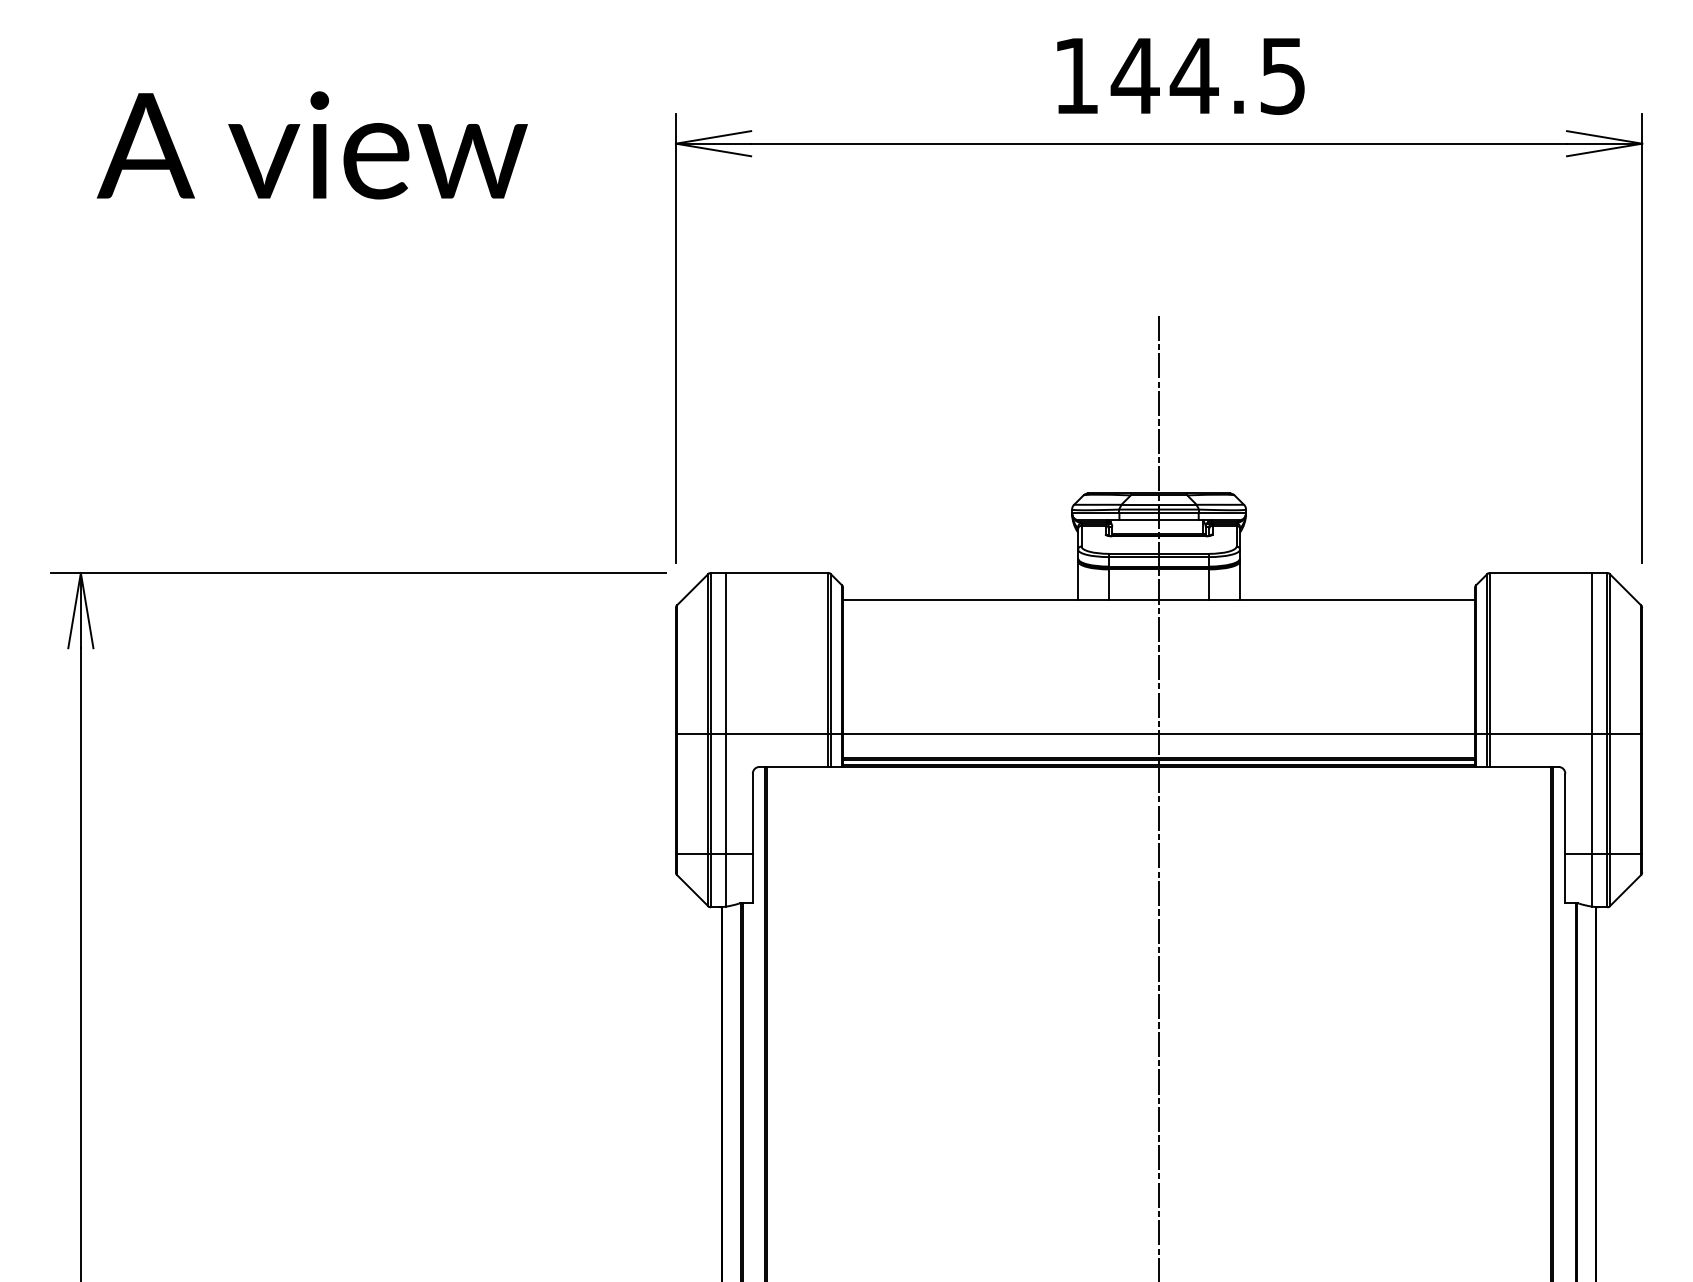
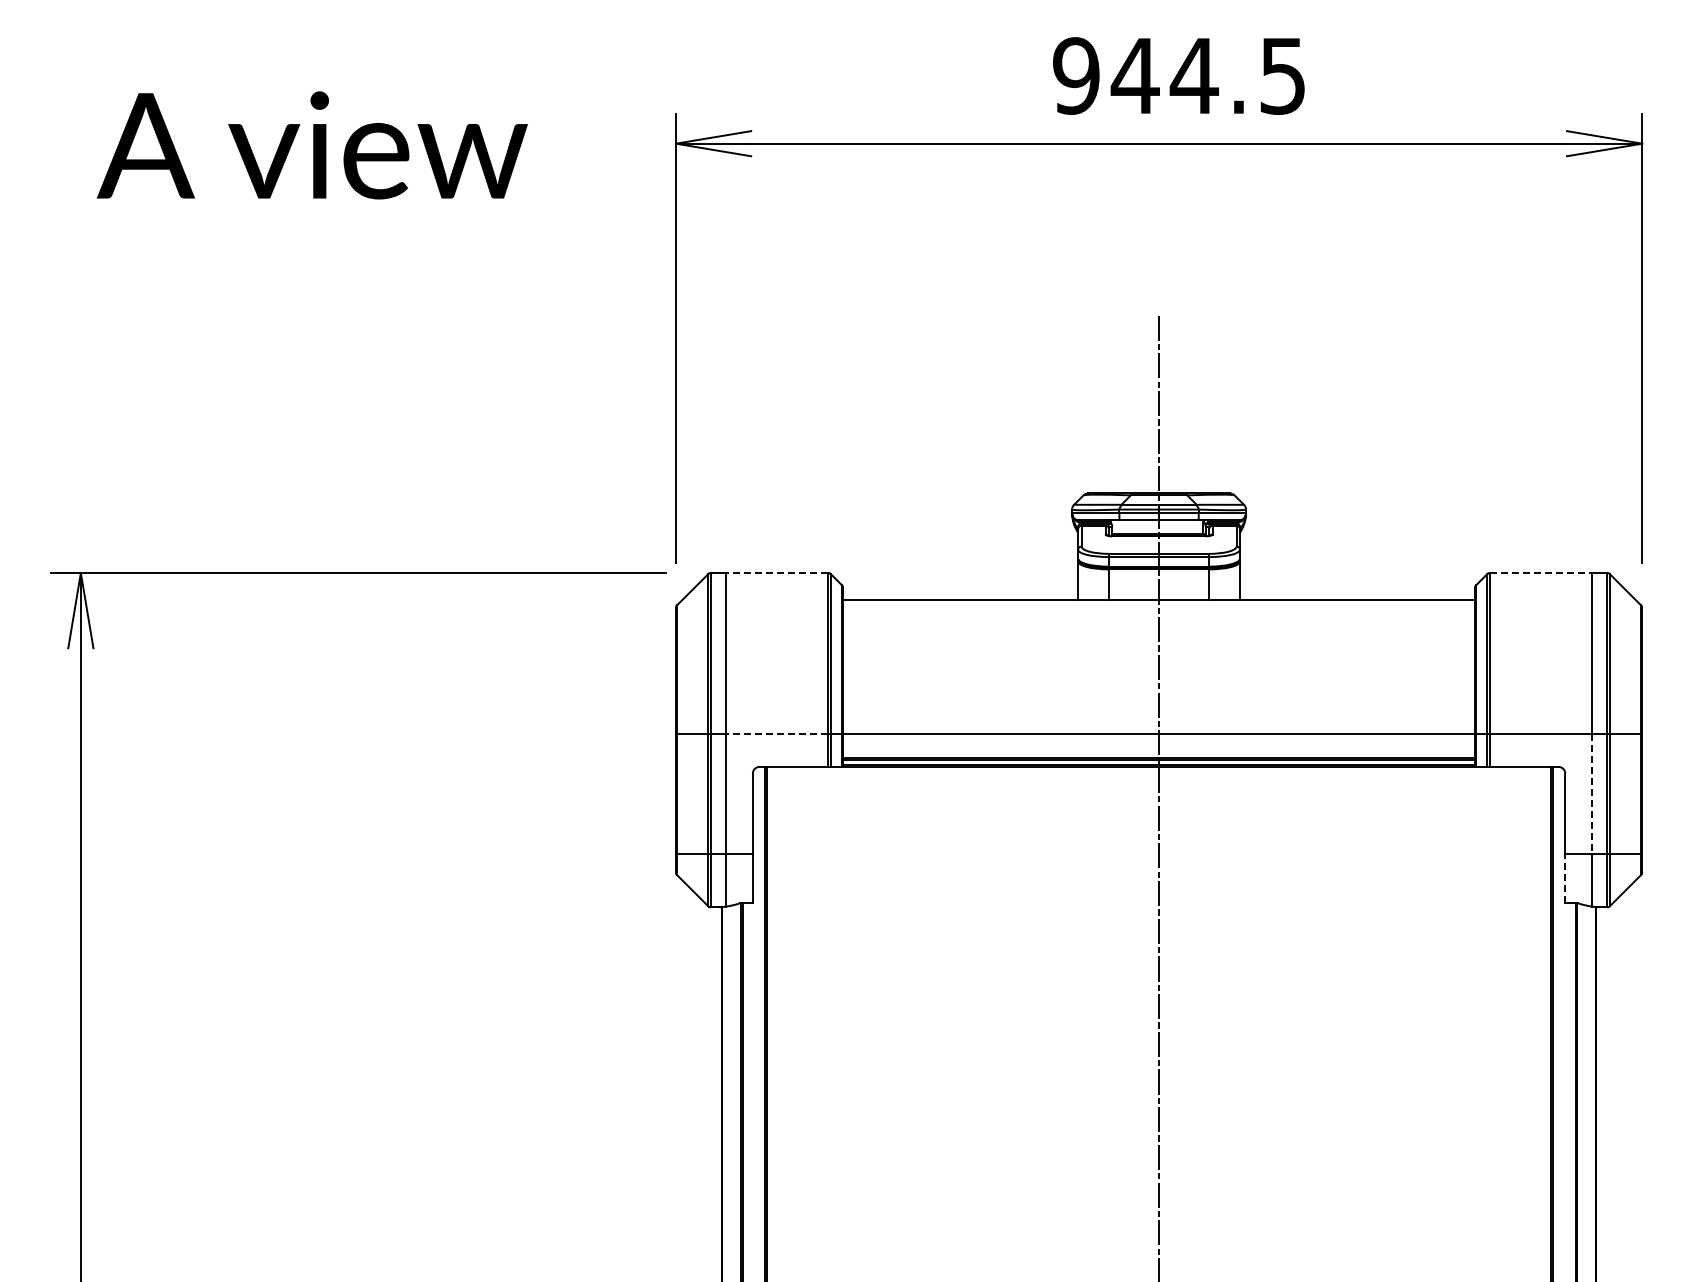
text: 144.5 -> 944.5 (1076, 75)
line: solid -> dashed (776, 573)
line: solid -> dashed (1541, 573)
line: solid -> dashed (776, 733)
line: solid -> dashed (1592, 794)
line: solid -> dashed (1565, 878)
